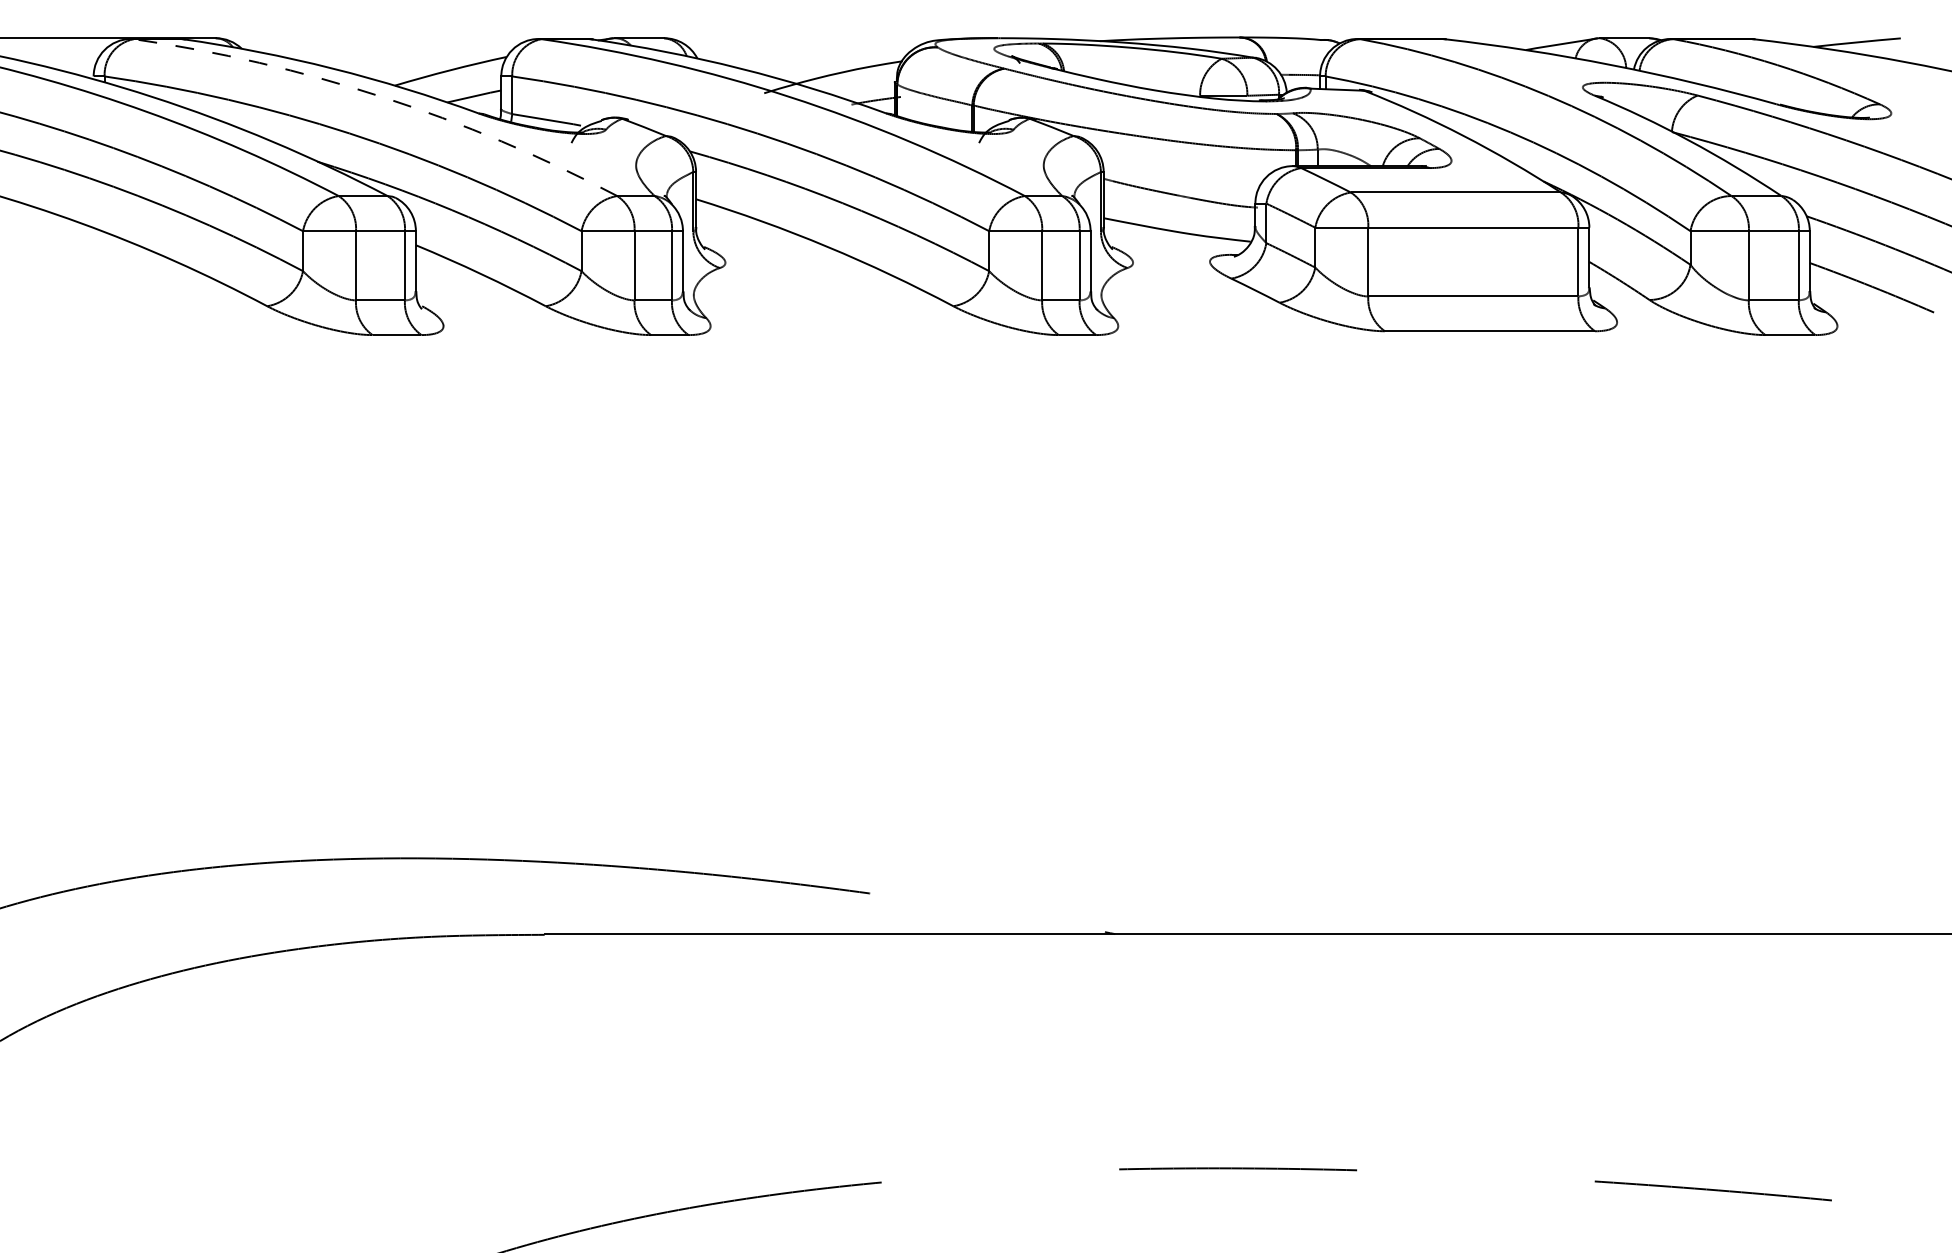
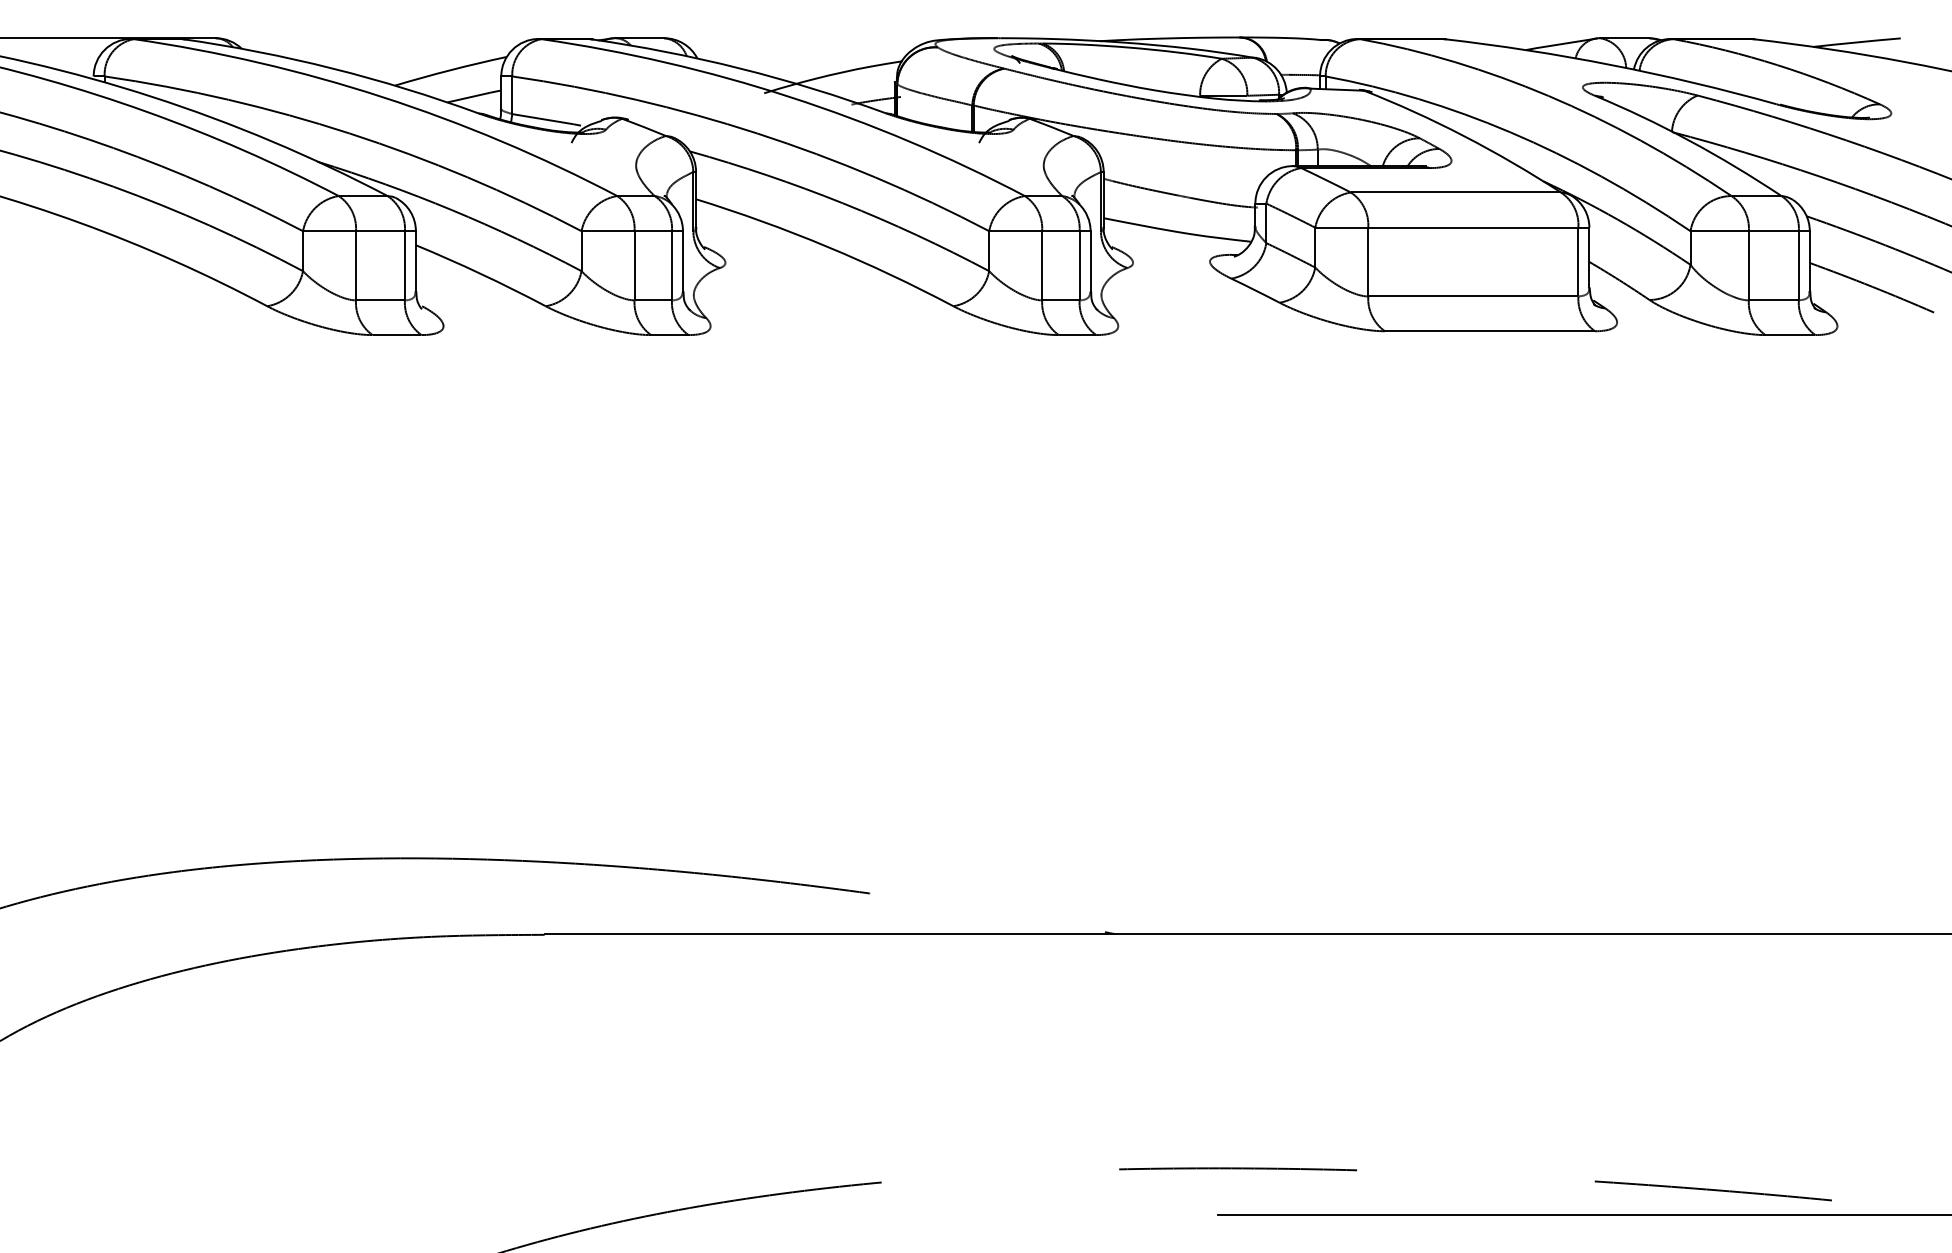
arc: dashed -> solid (382, 97)
line: none -> present (1583, 1215)
